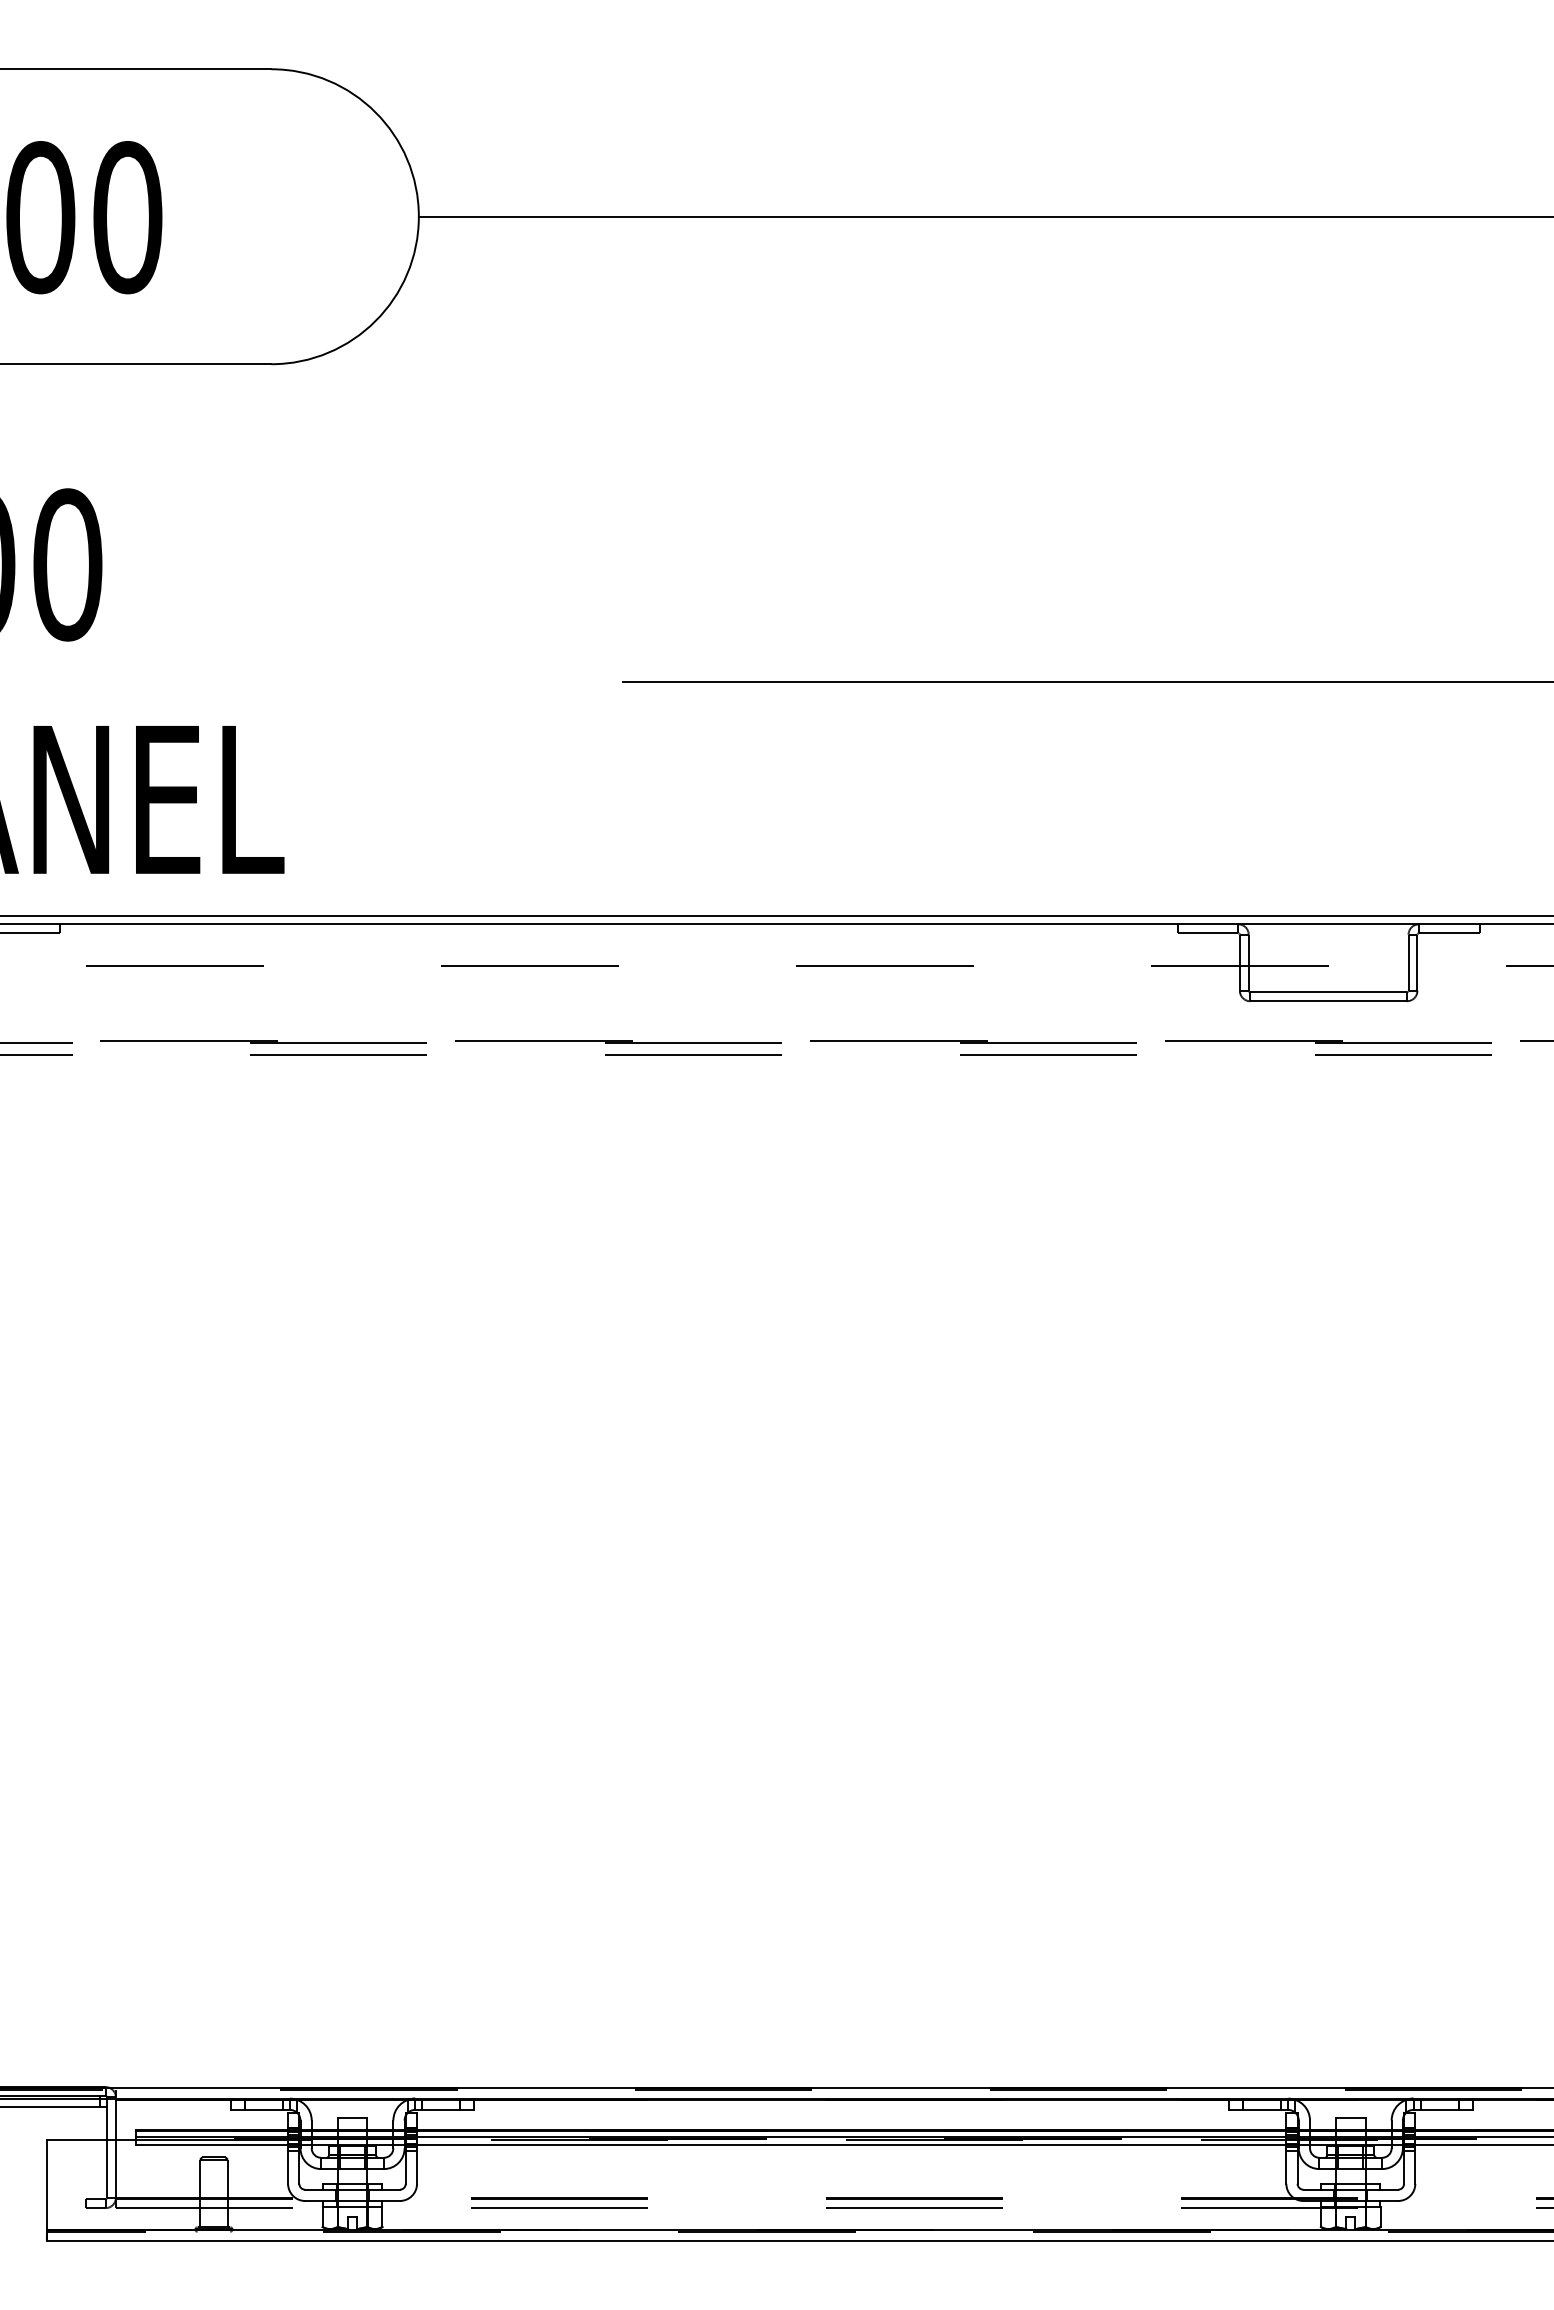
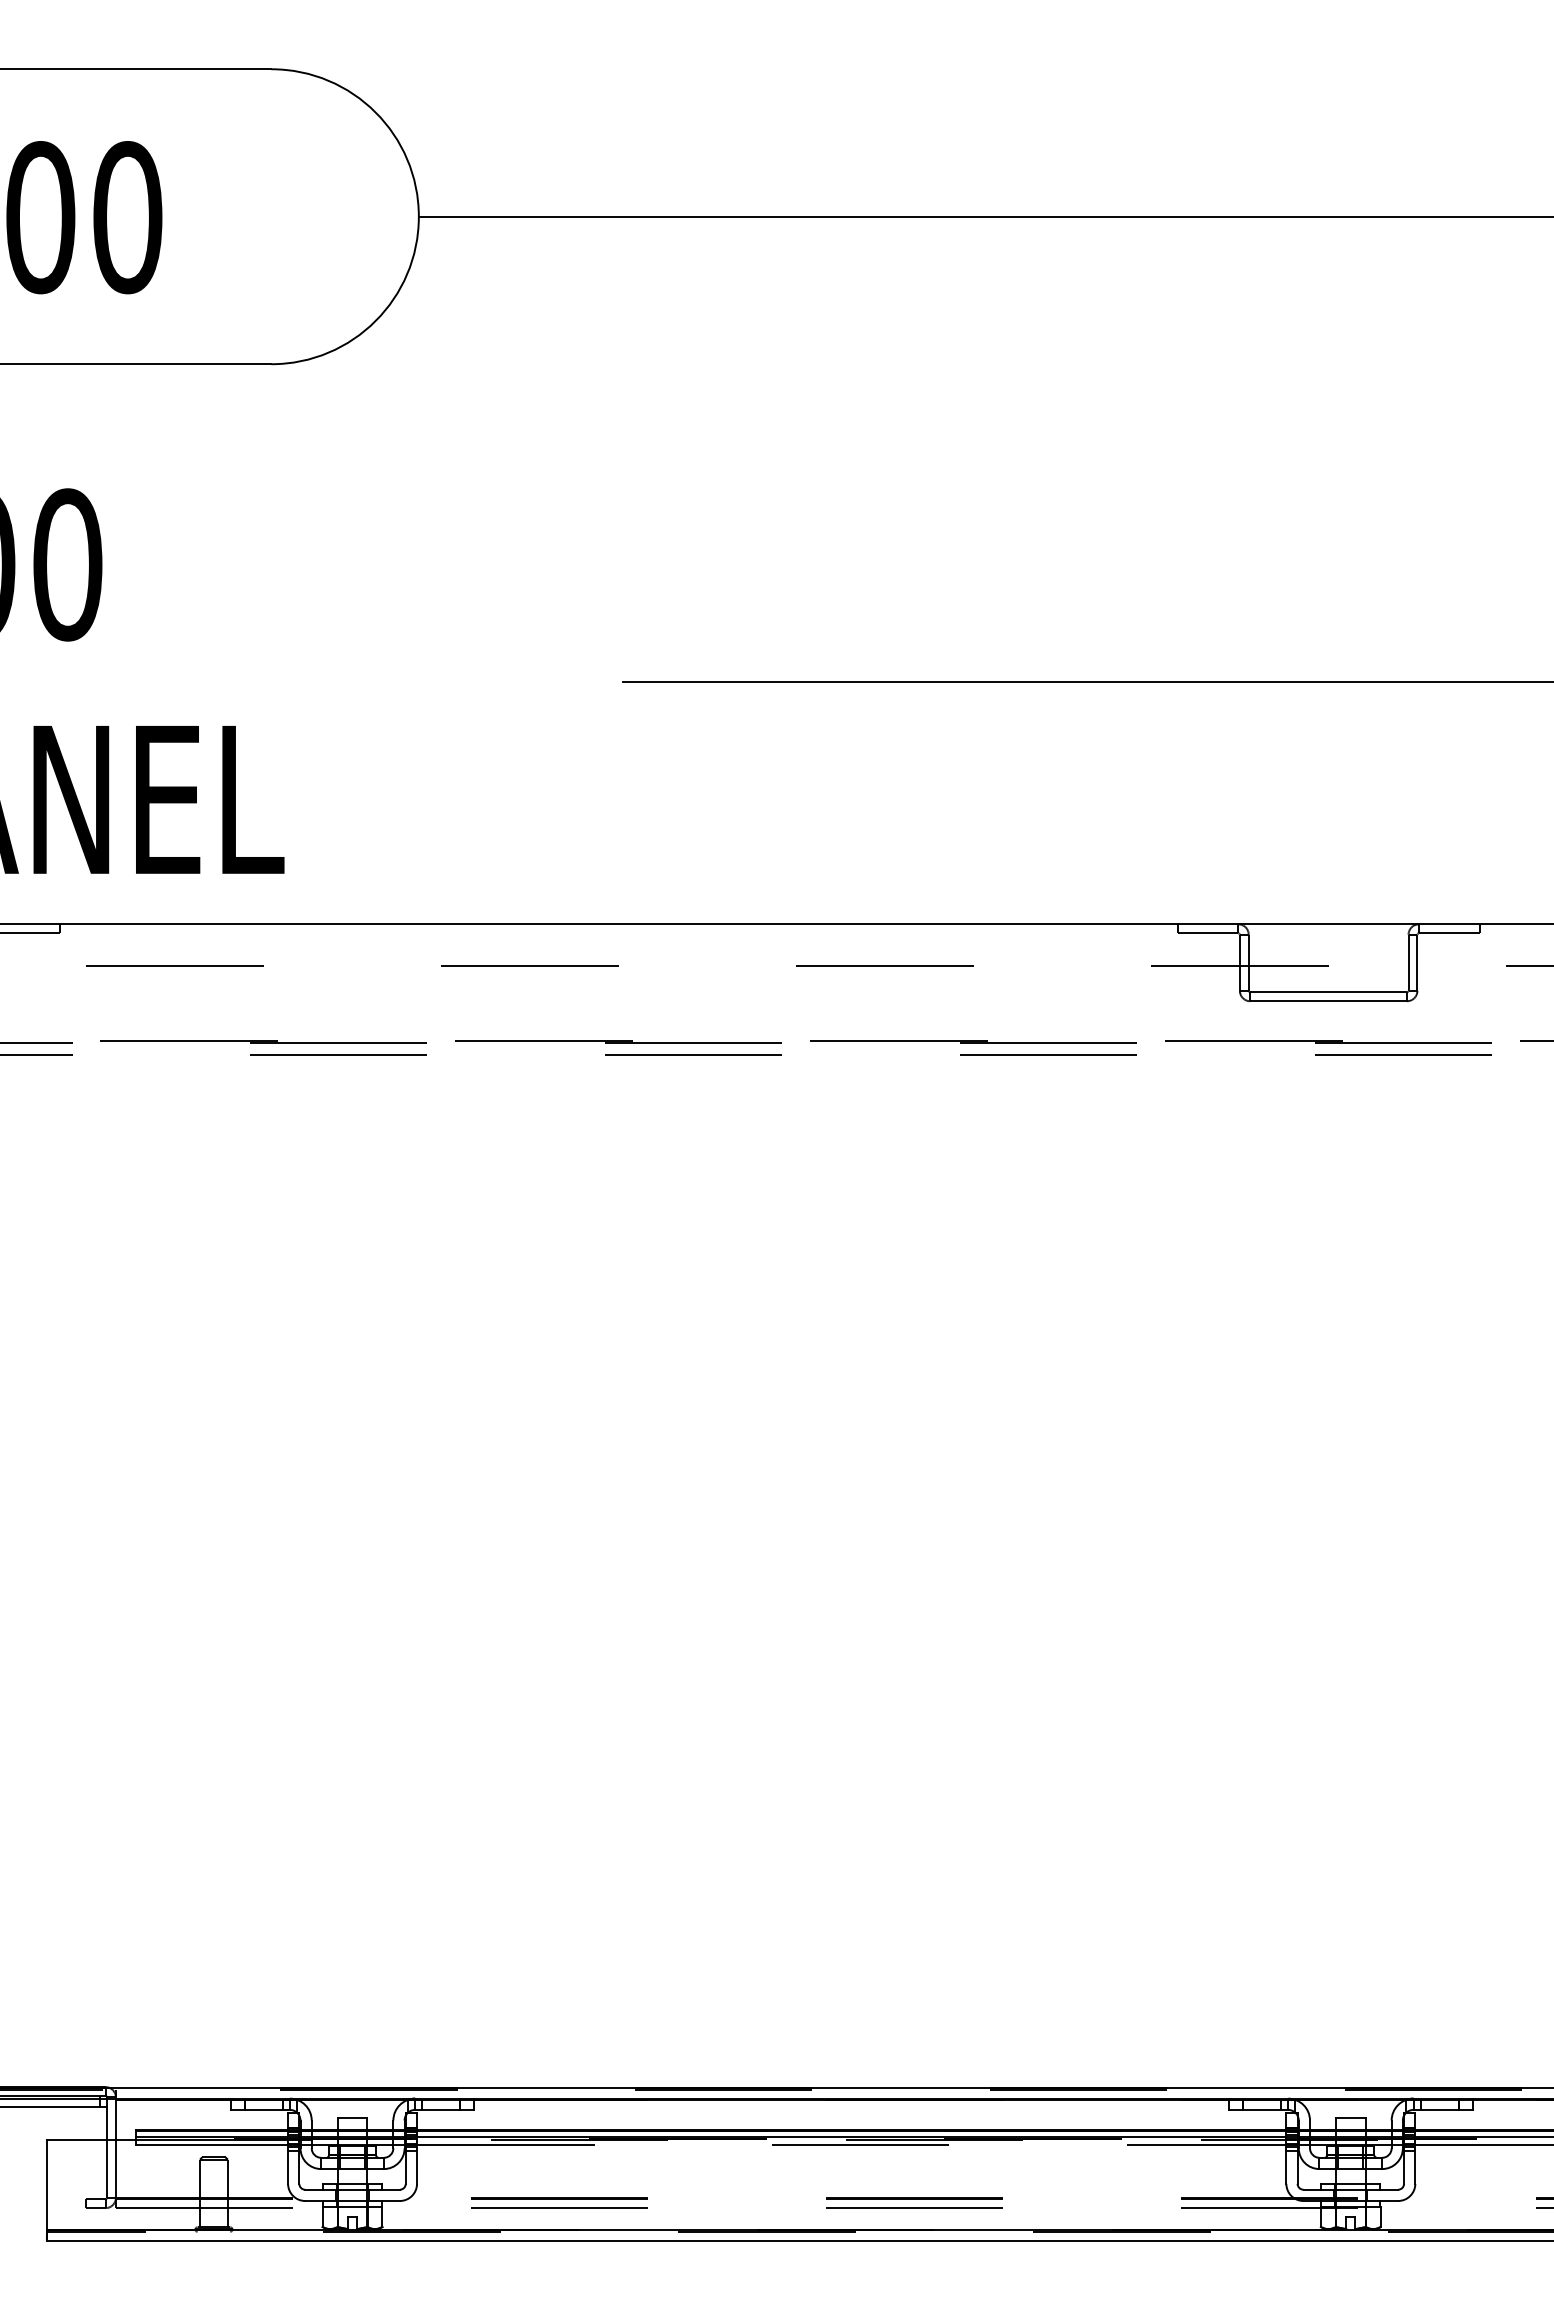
line: present -> none (776, 915)
line: solid -> dashed (851, 2144)
